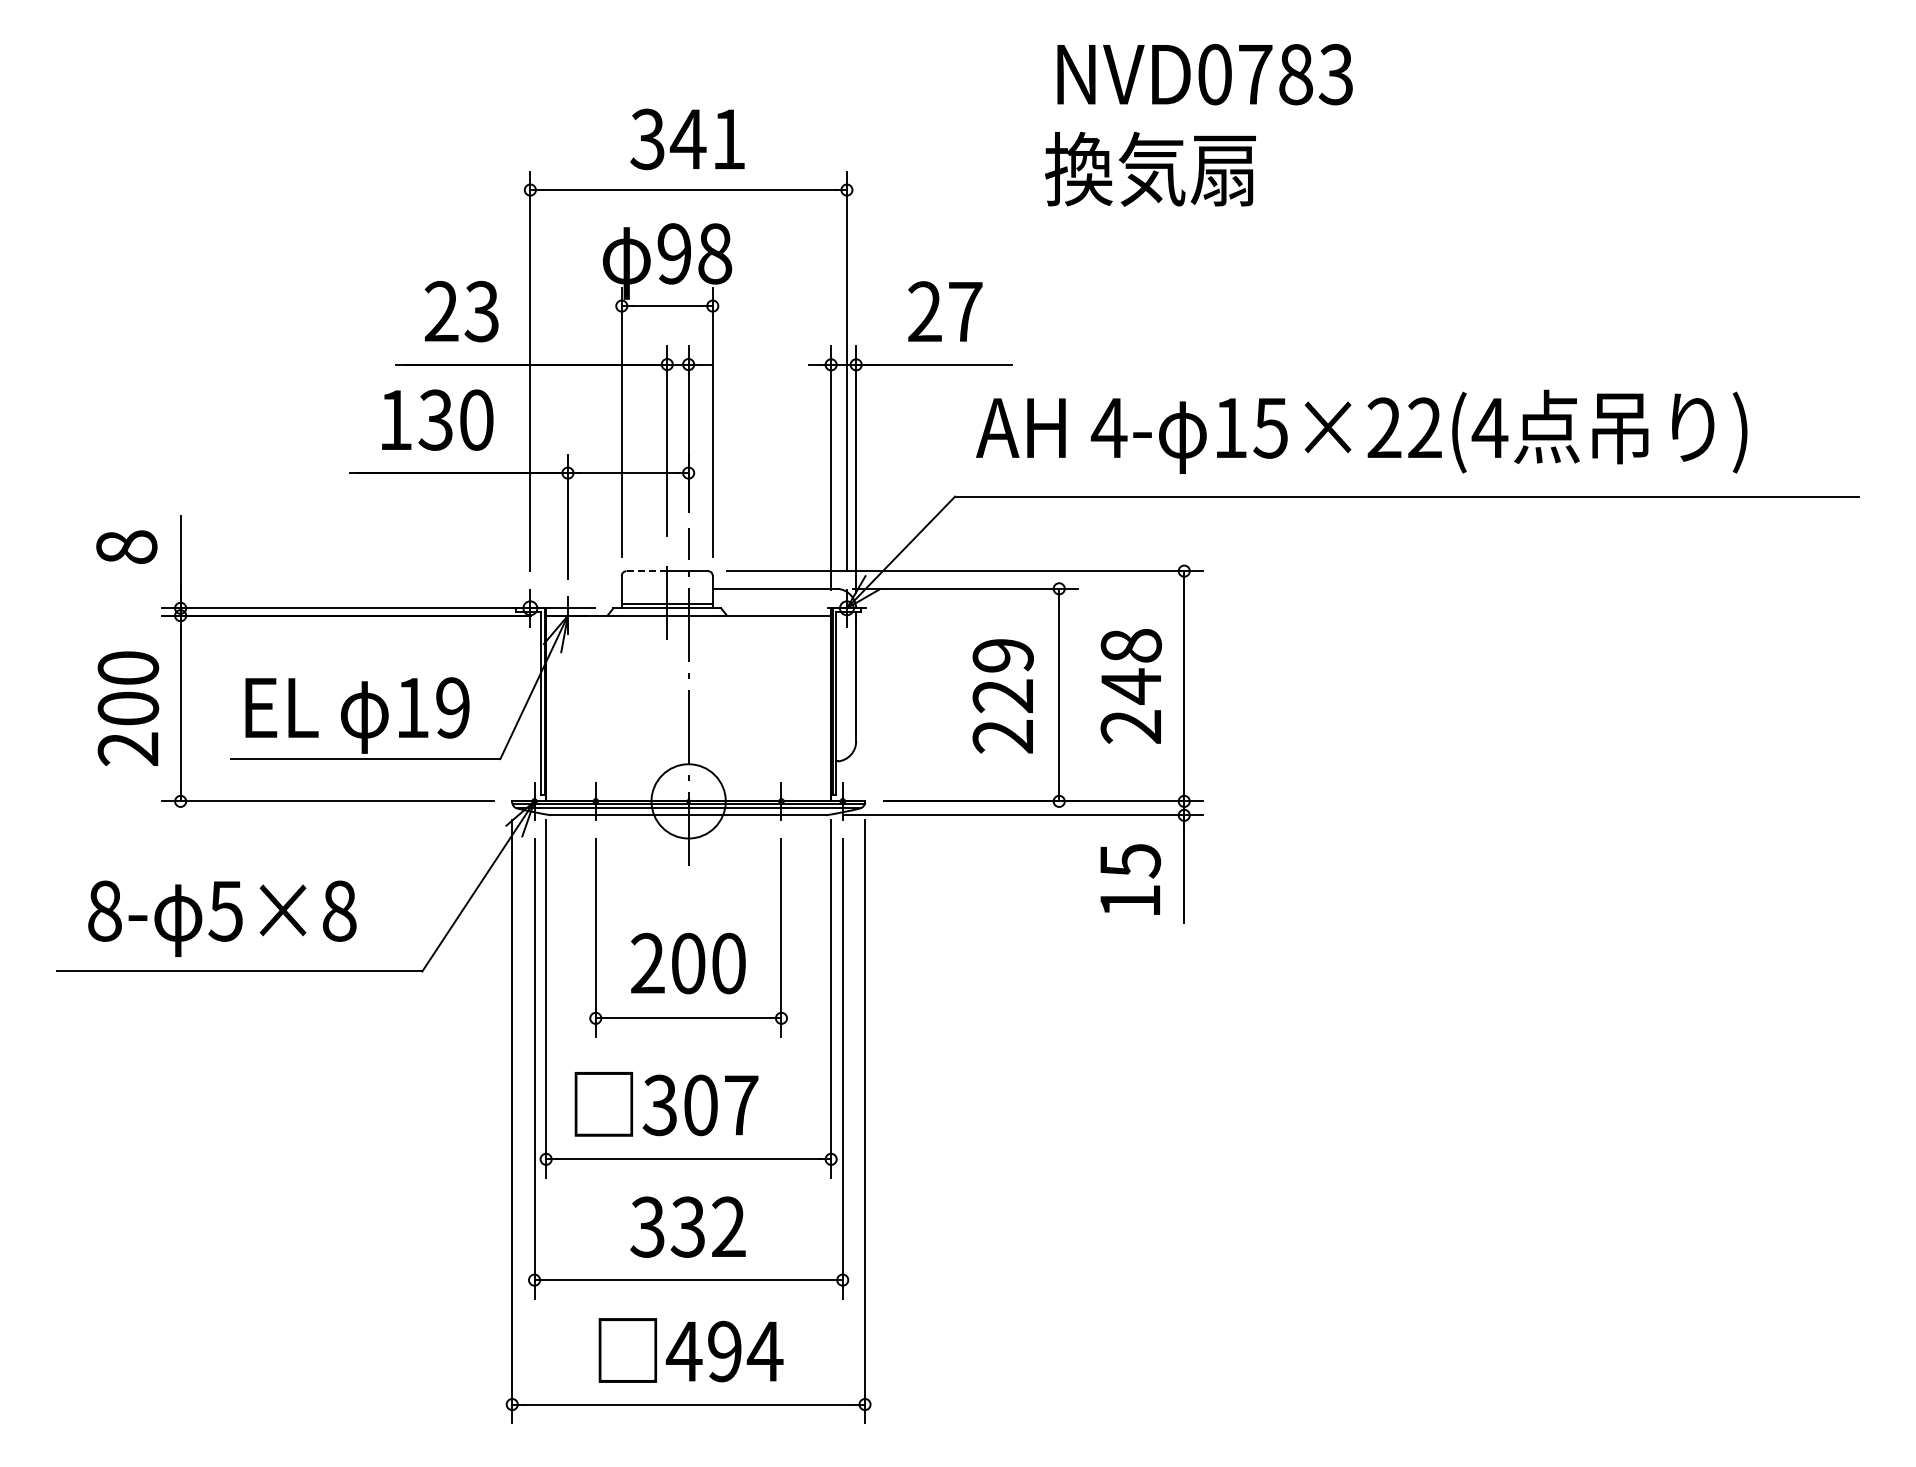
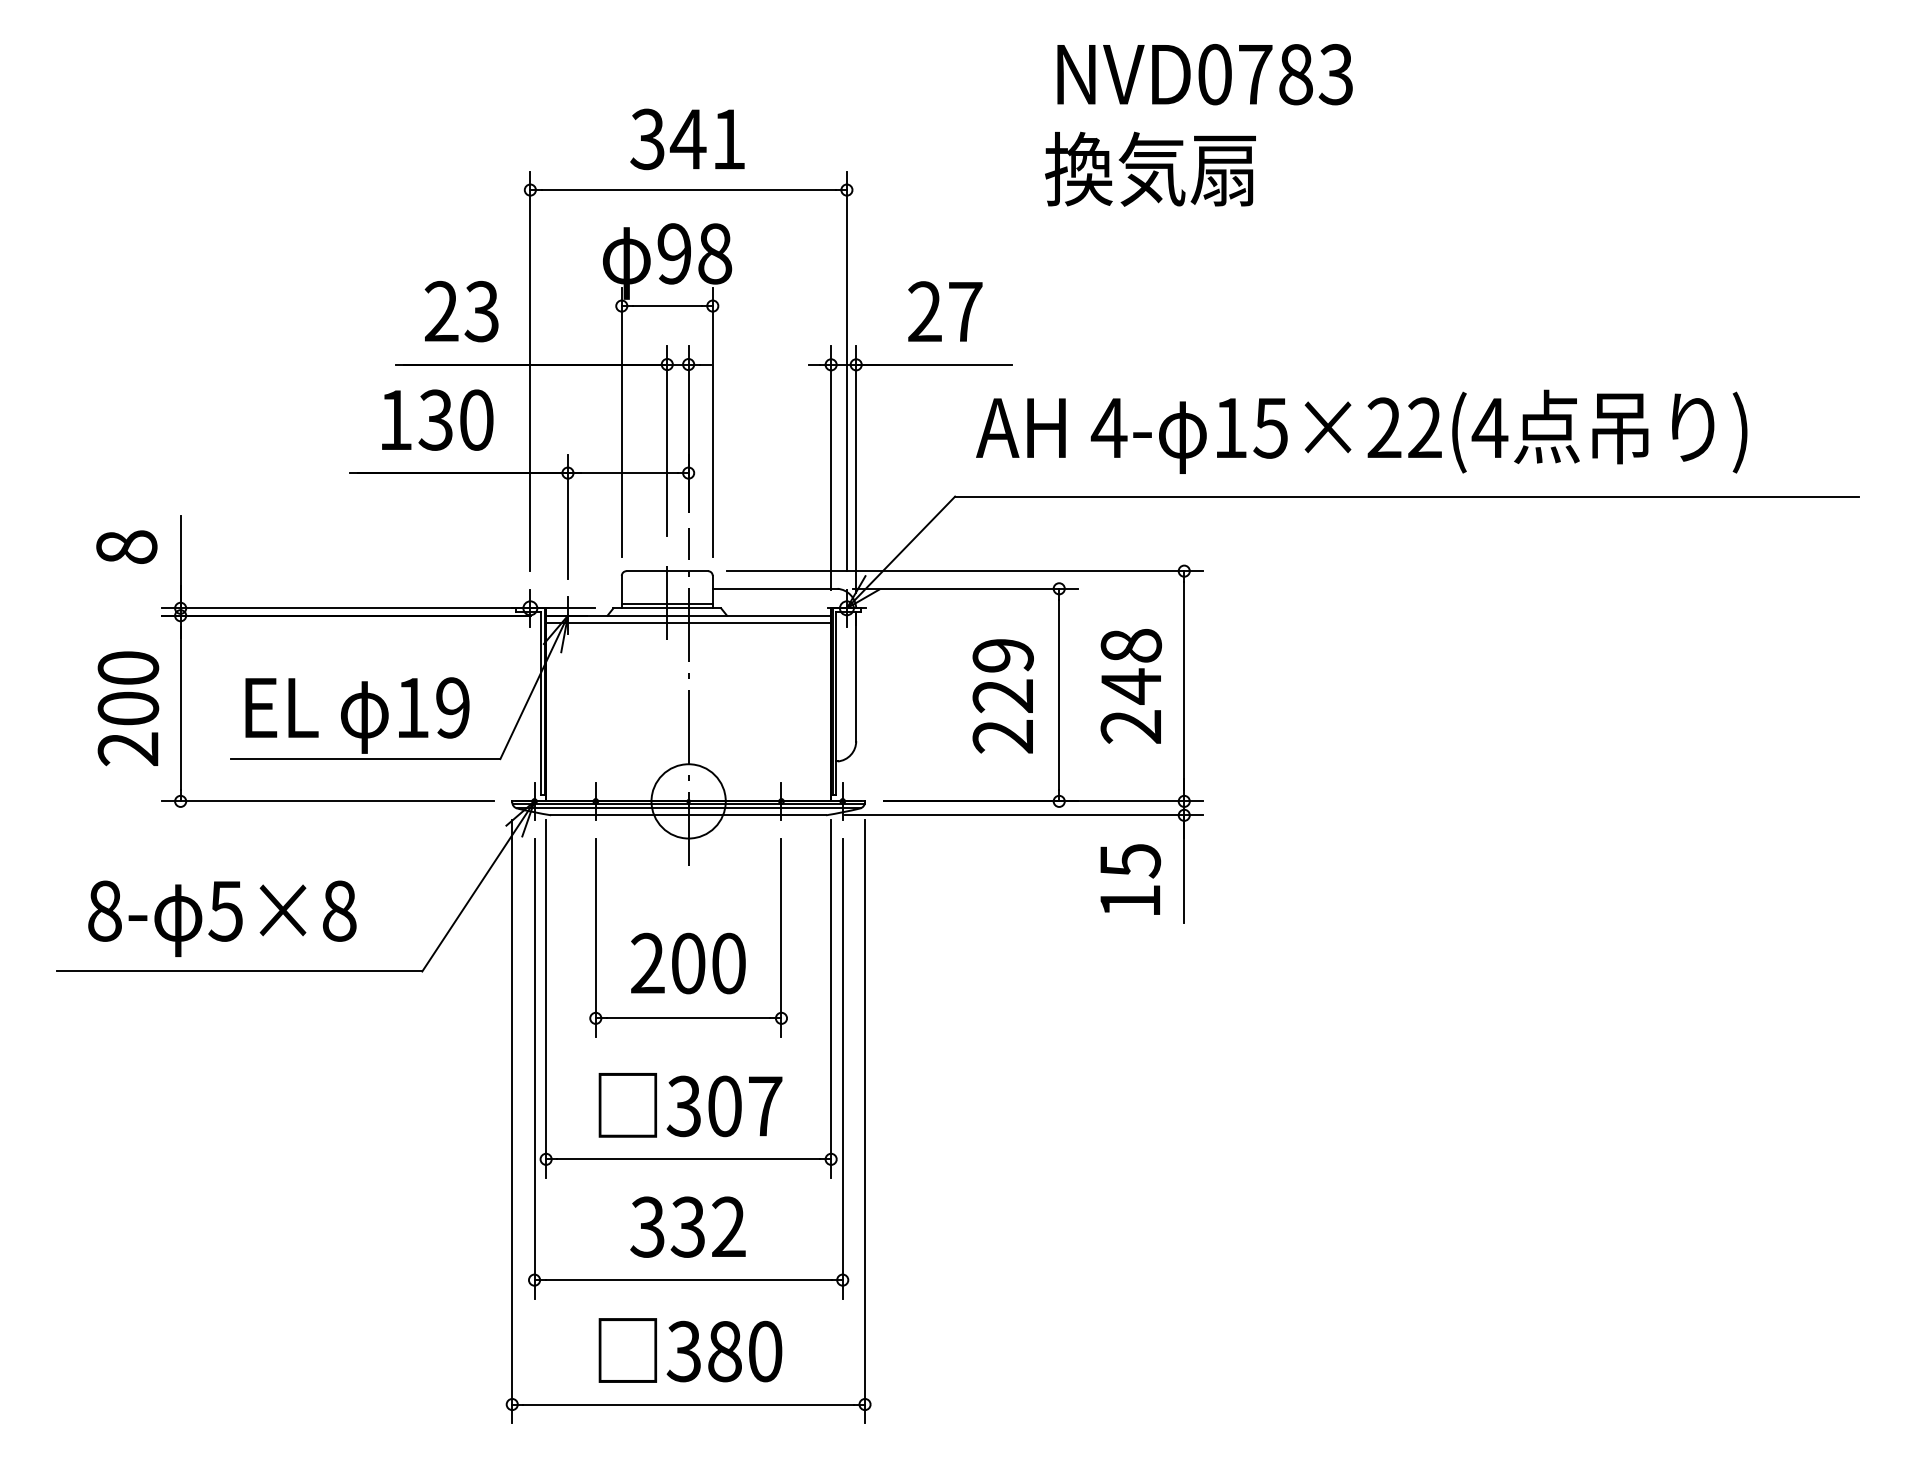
line: dashed -> solid (647, 571)
line: none -> present (688, 623)
text position: (666, 1104) -> (690, 1105) (690, 1105)
text: 494 -> 380 (724, 1351)
